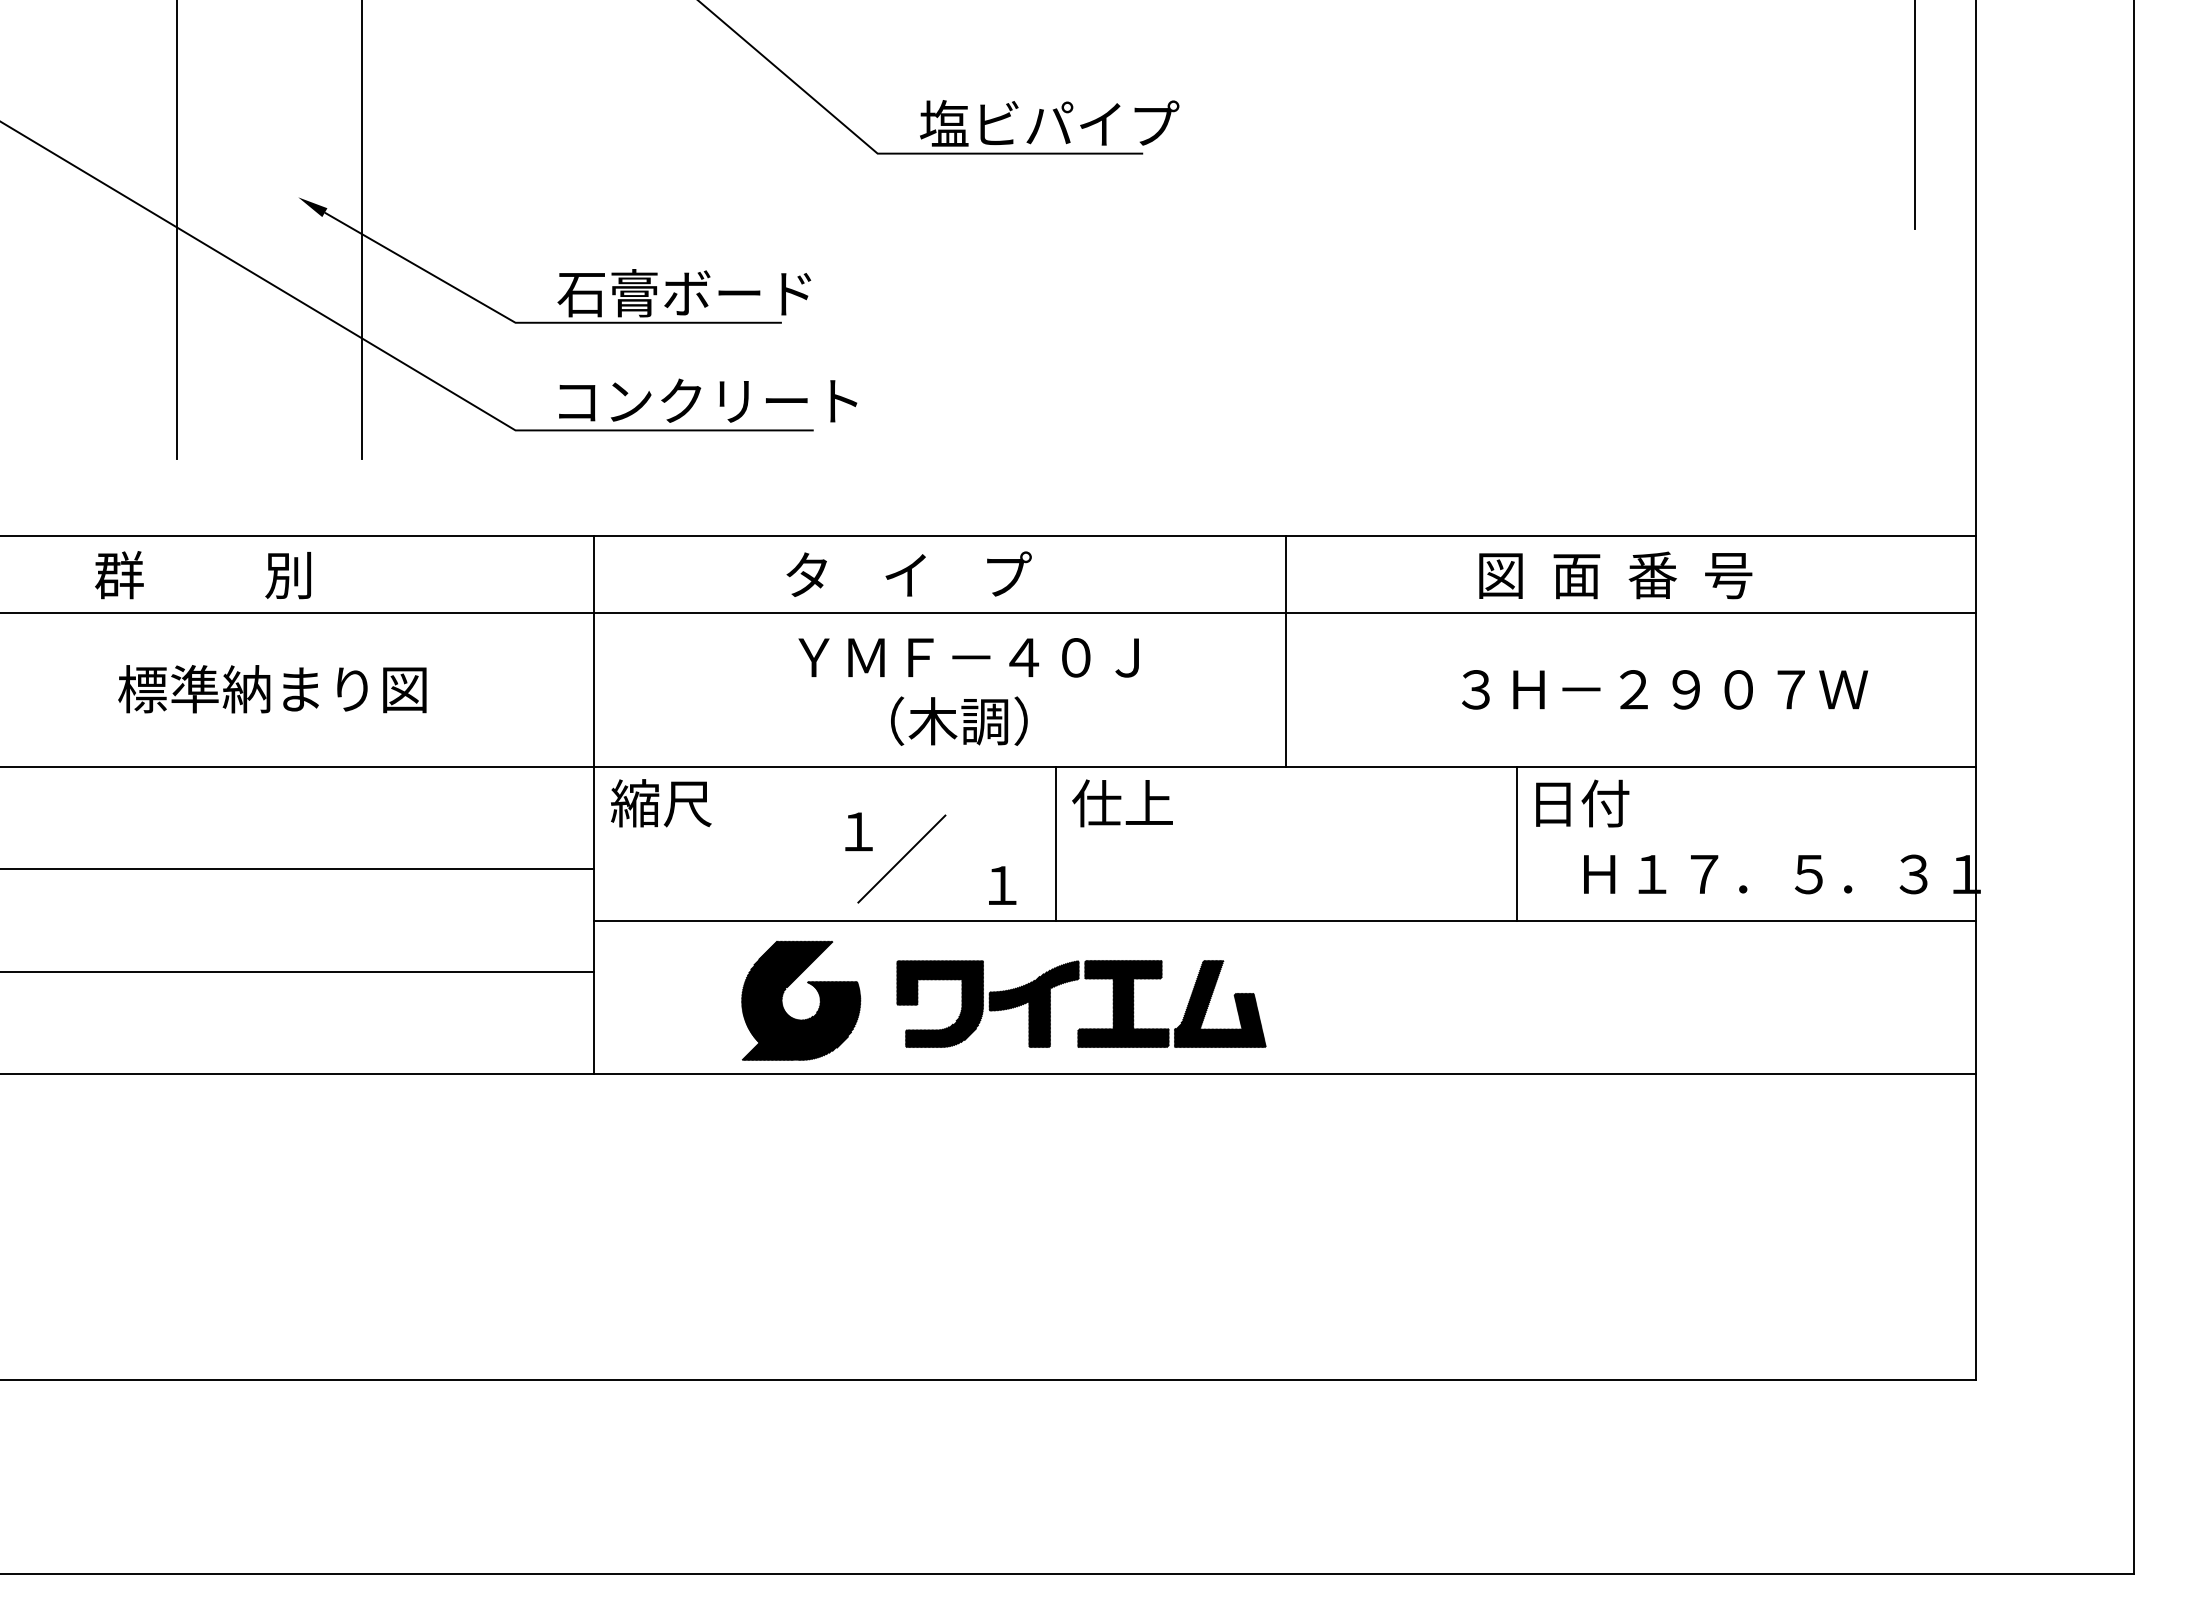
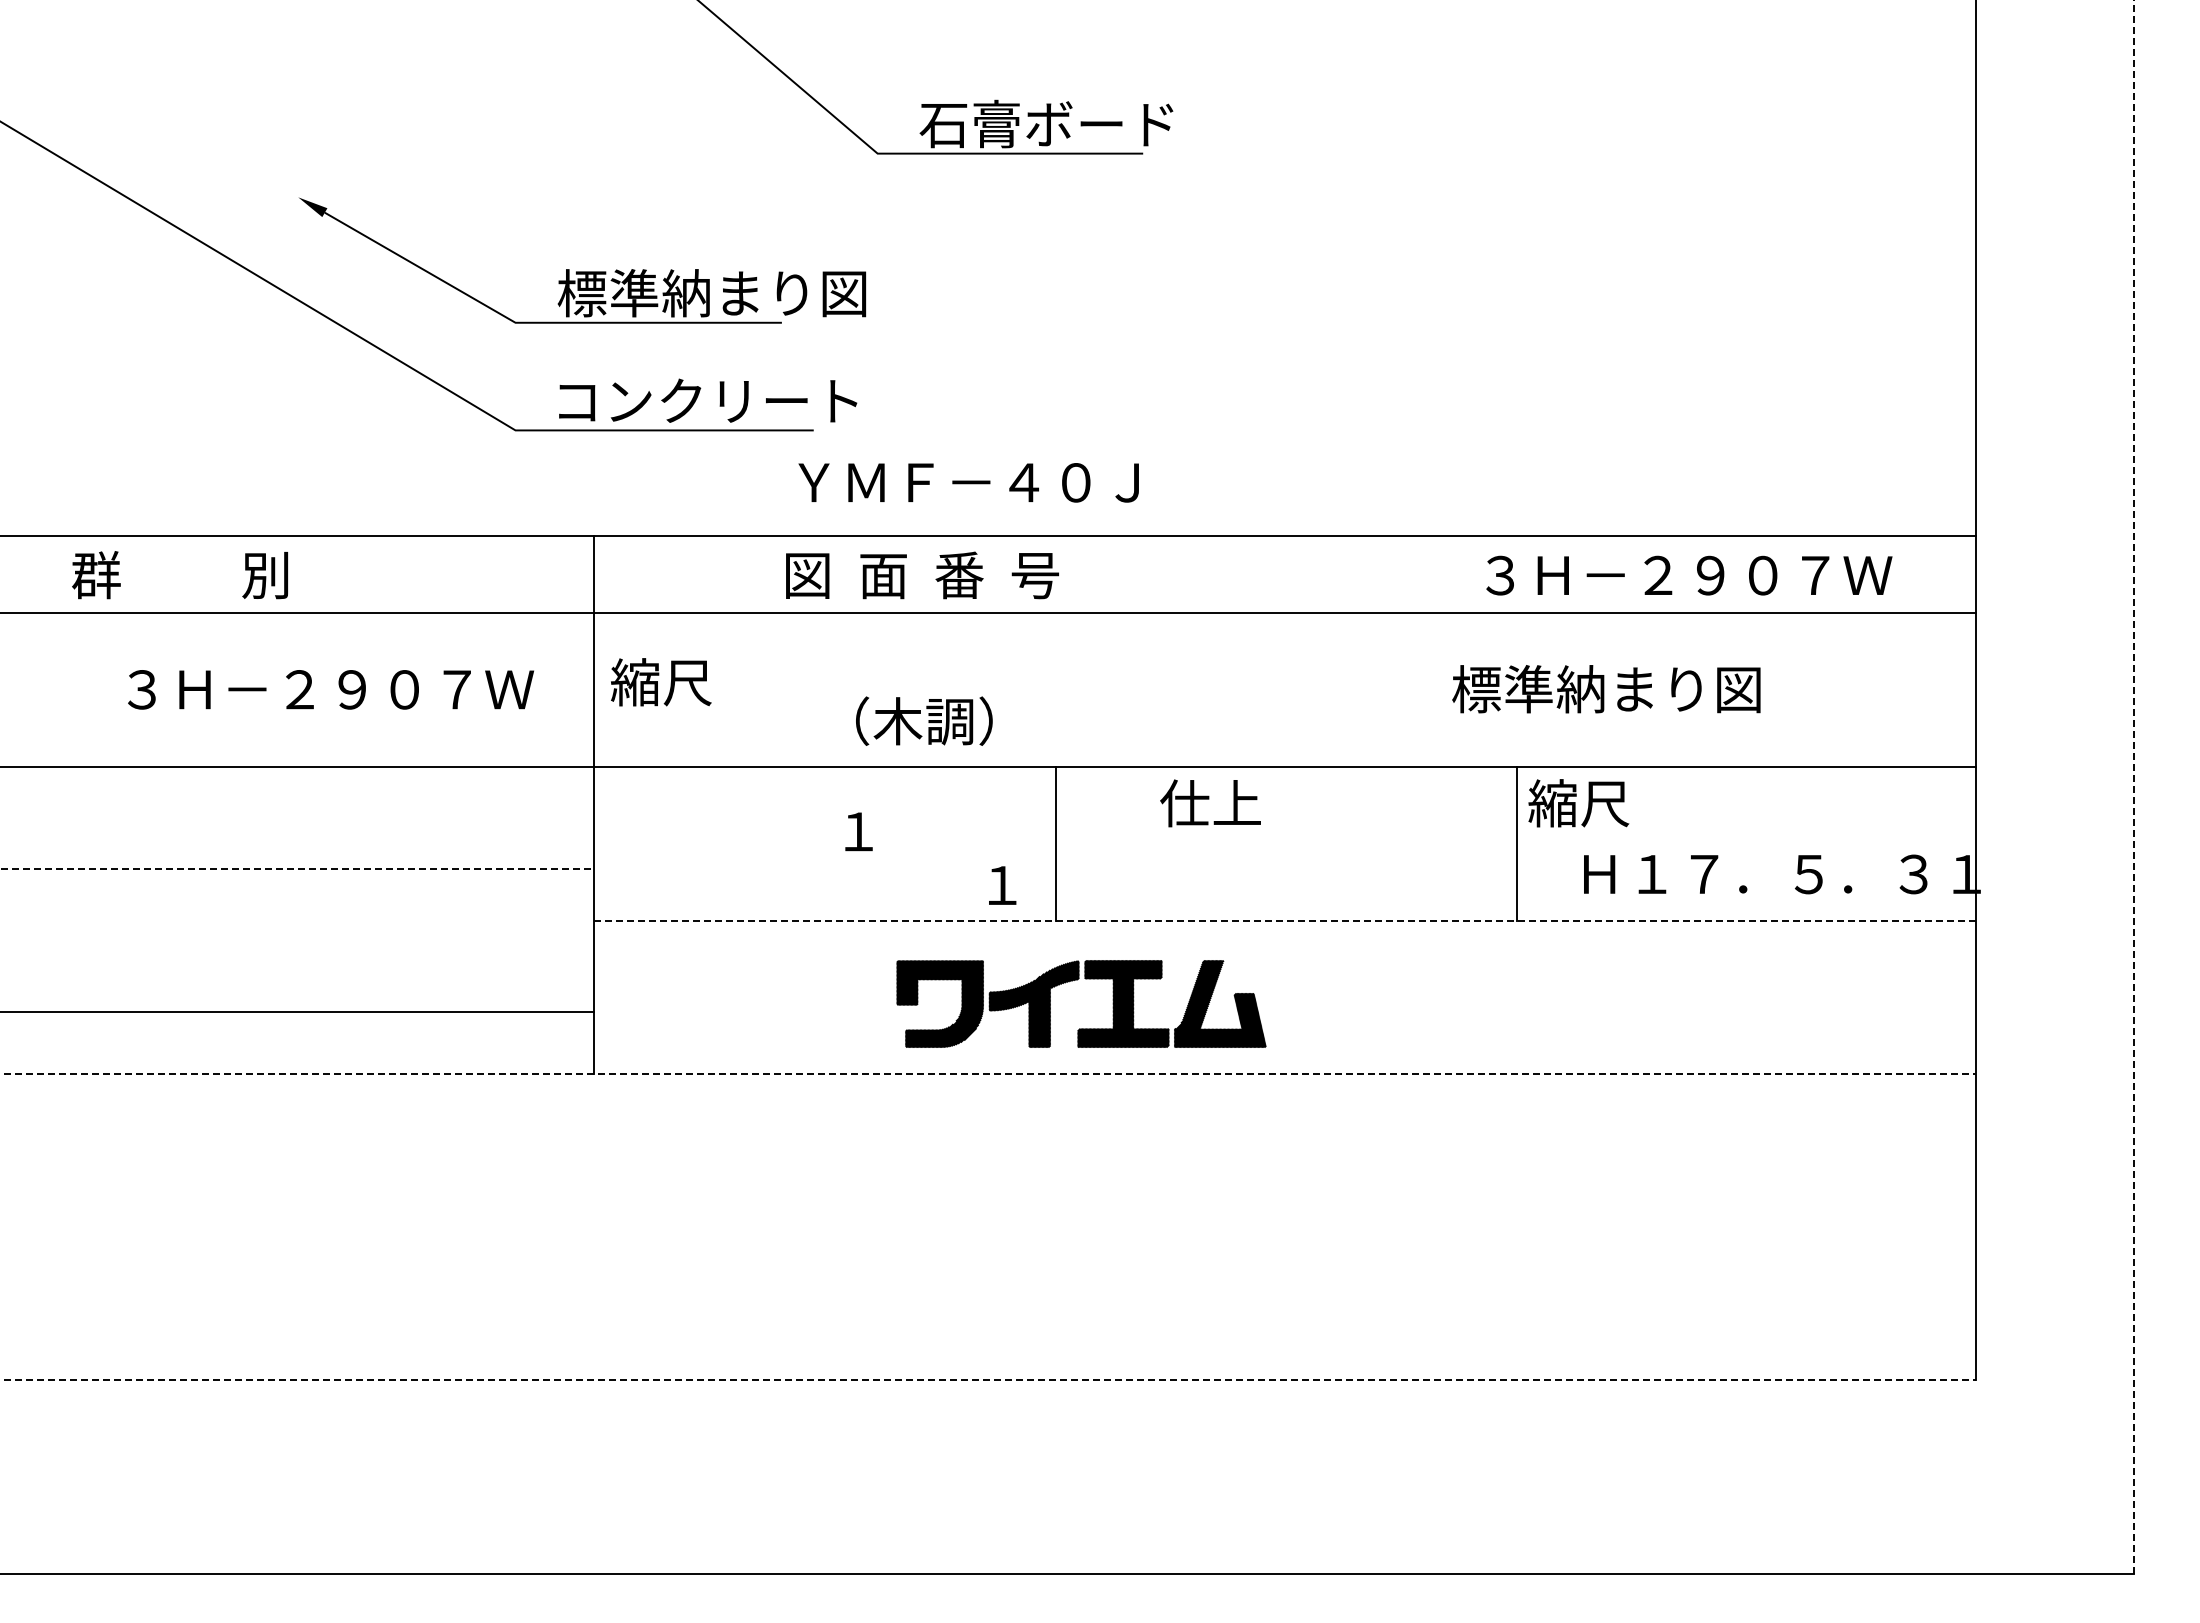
line: present -> none (1914, 115)
text: 塩ビパイプ -> 石膏ボード (1049, 123)
line: present -> none (177, 230)
line: present -> none (361, 230)
text: 石膏ボード -> 標準納まり図 (711, 293)
text position: (202, 575) -> (179, 575) (179, 575)
text: タ    イ    プ -> 図  面  番  号 (922, 575)
text: 図  面  番  号 -> ３Ｈ－２９０７Ｗ (1685, 575)
line: present -> none (1286, 651)
text position: (968, 657) -> (968, 482) (968, 482)
text: 標準納まり図 -> ３Ｈ－２９０７Ｗ (326, 689)
text: ３Ｈ－２９０７Ｗ -> 標準納まり図 (1660, 689)
text position: (959, 720) -> (924, 720) (924, 720)
line: solid -> dashed (2134, 787)
text position: (661, 803) -> (661, 682) (661, 682)
text position: (1122, 803) -> (1210, 803) (1210, 803)
text: 日付 -> 縮尺 (1578, 803)
line: present -> none (901, 858)
line: solid -> dashed (297, 869)
line: solid -> dashed (1285, 920)
line position: (298, 971) -> (298, 1011) (298, 1011)
part: present -> none (809, 984)
line: solid -> dashed (988, 1074)
line: solid -> dashed (988, 1379)
